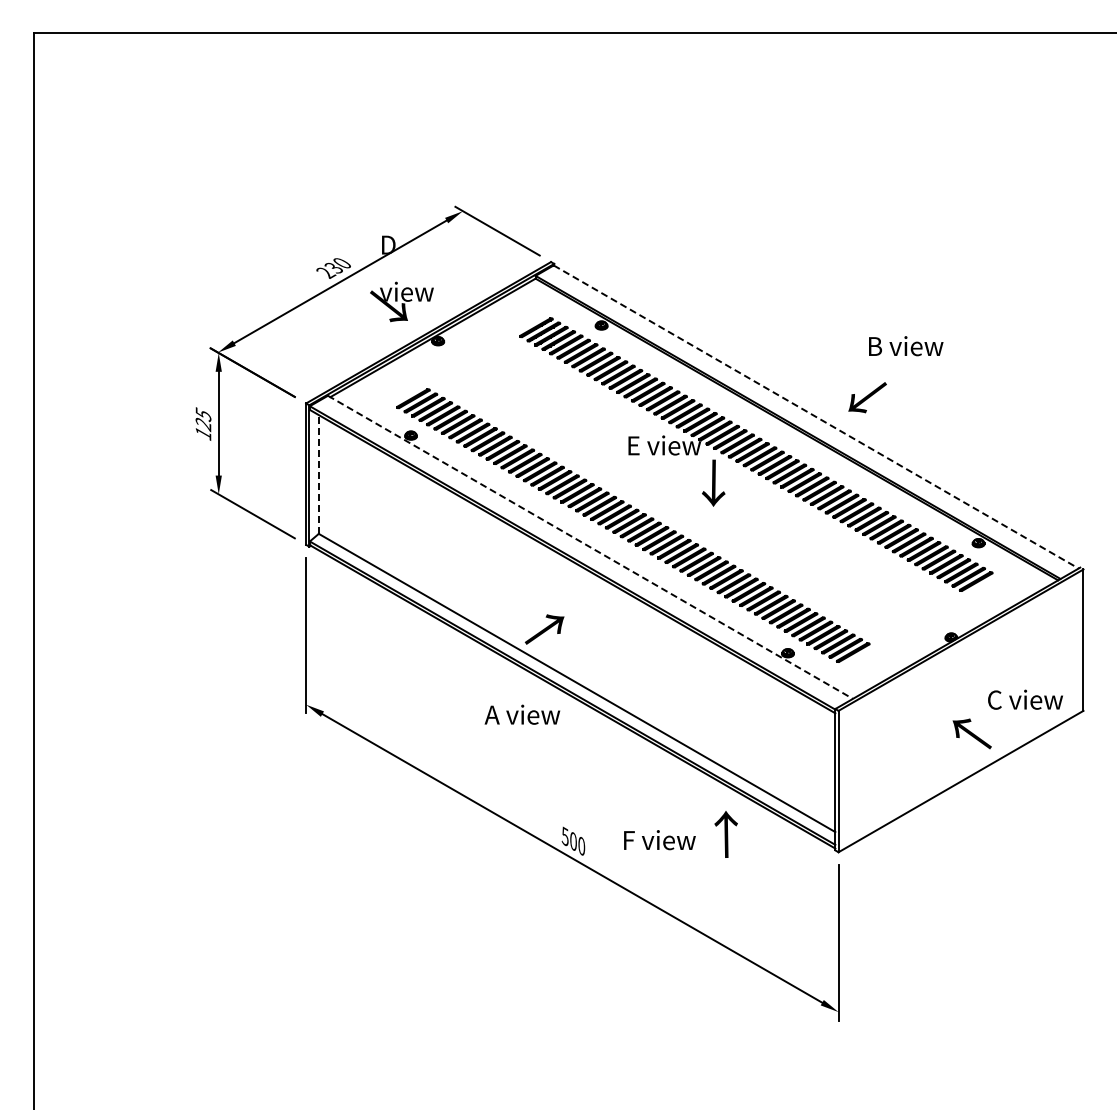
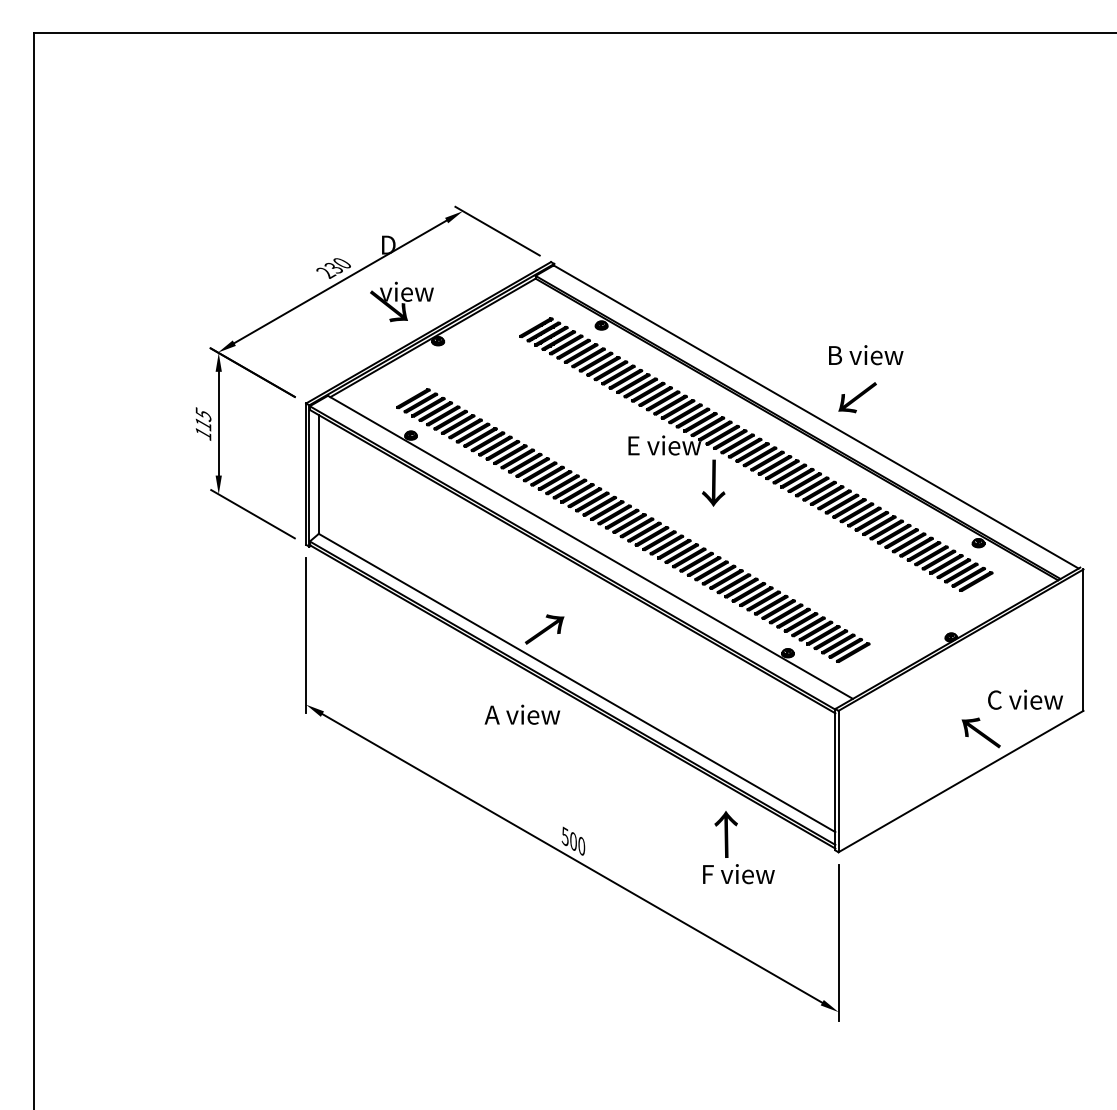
text position: (906, 346) -> (866, 355) (866, 355)
text position: (867, 397) -> (857, 397) (857, 397)
line: dashed -> solid (816, 417)
text: 125 -> 115 (203, 424)
line: dashed -> solid (318, 474)
line: dashed -> solid (590, 547)
text position: (971, 733) -> (980, 732) (980, 732)
text position: (659, 840) -> (738, 874) (738, 874)
